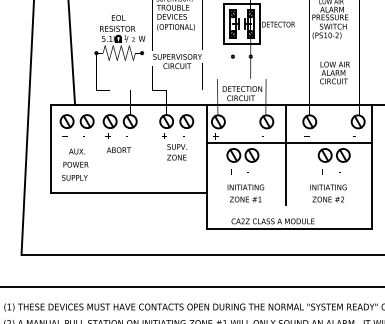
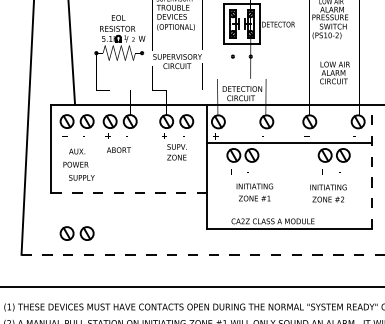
line: present -> none (285, 155)
line: solid -> dashed (372, 166)
text position: (74, 177) -> (81, 177) (81, 177)
line: solid -> dashed (129, 193)
text position: (245, 193) -> (254, 192) (254, 192)
part: none -> present (76, 233)
line: solid -> dashed (203, 254)
